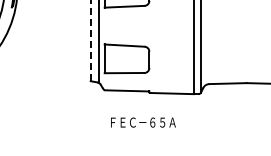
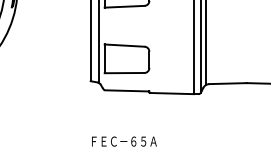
line: dashed -> solid (90, 40)
line: none -> present (206, 43)
text position: (143, 122) -> (124, 141) (124, 141)
